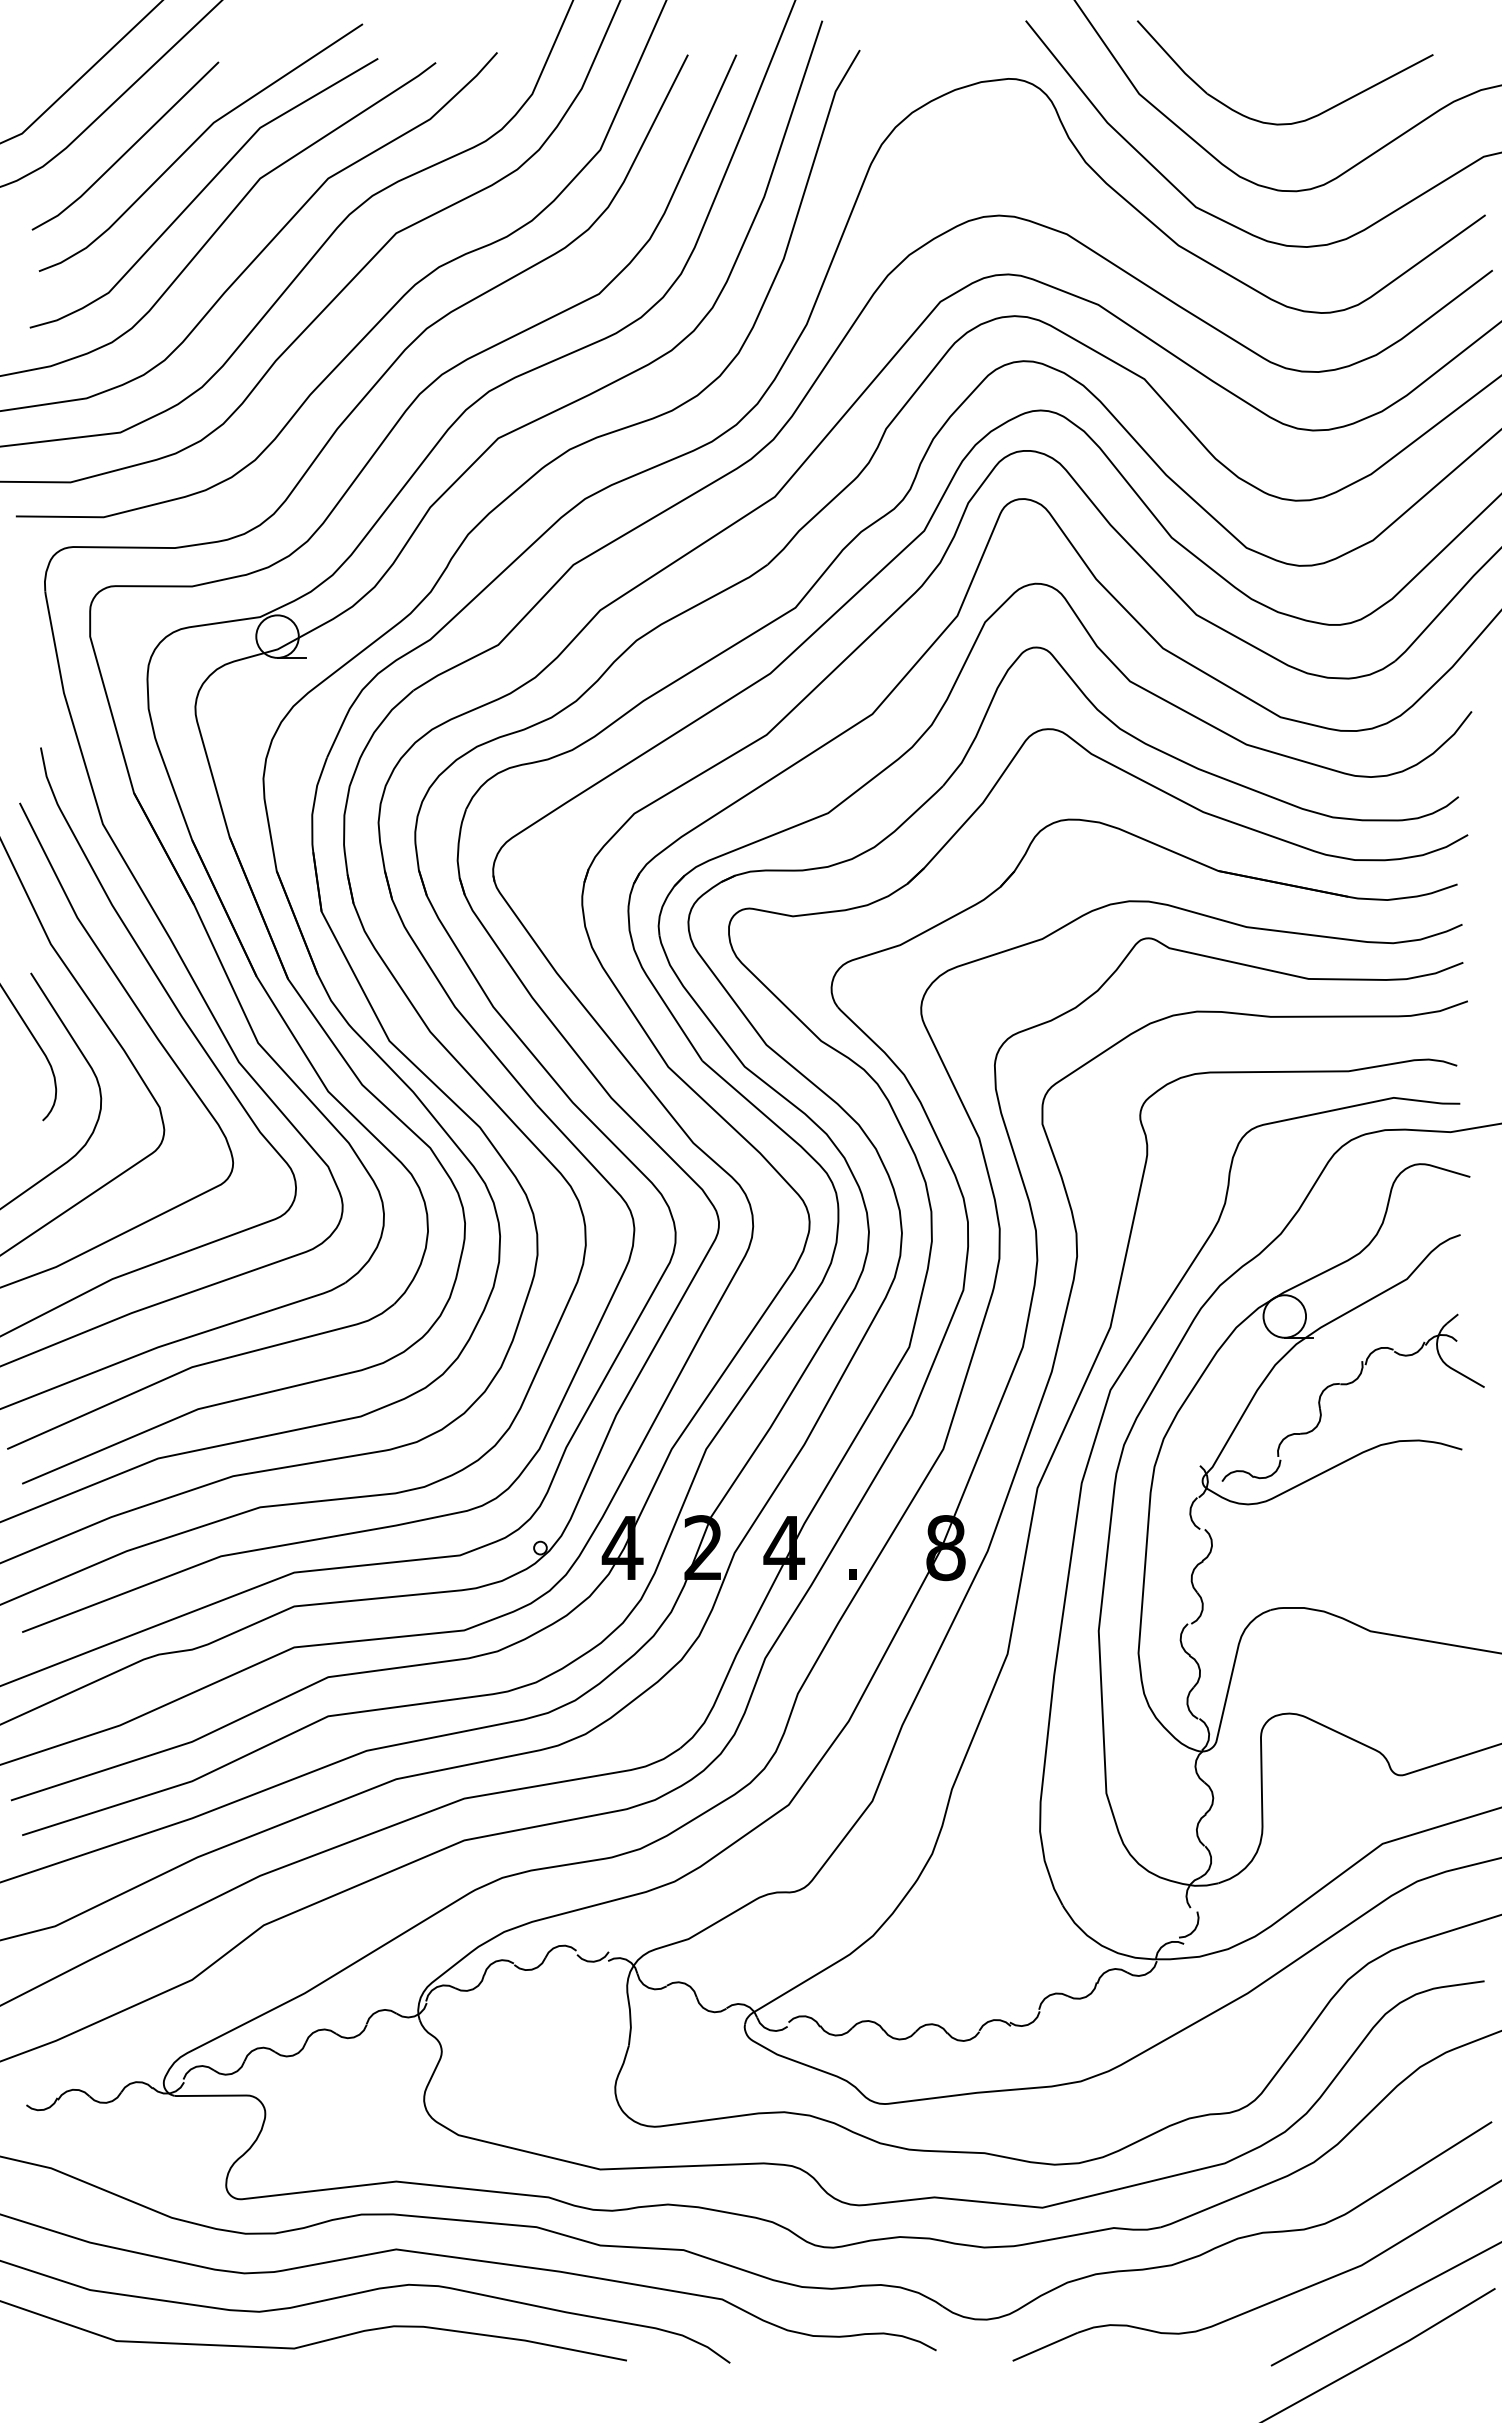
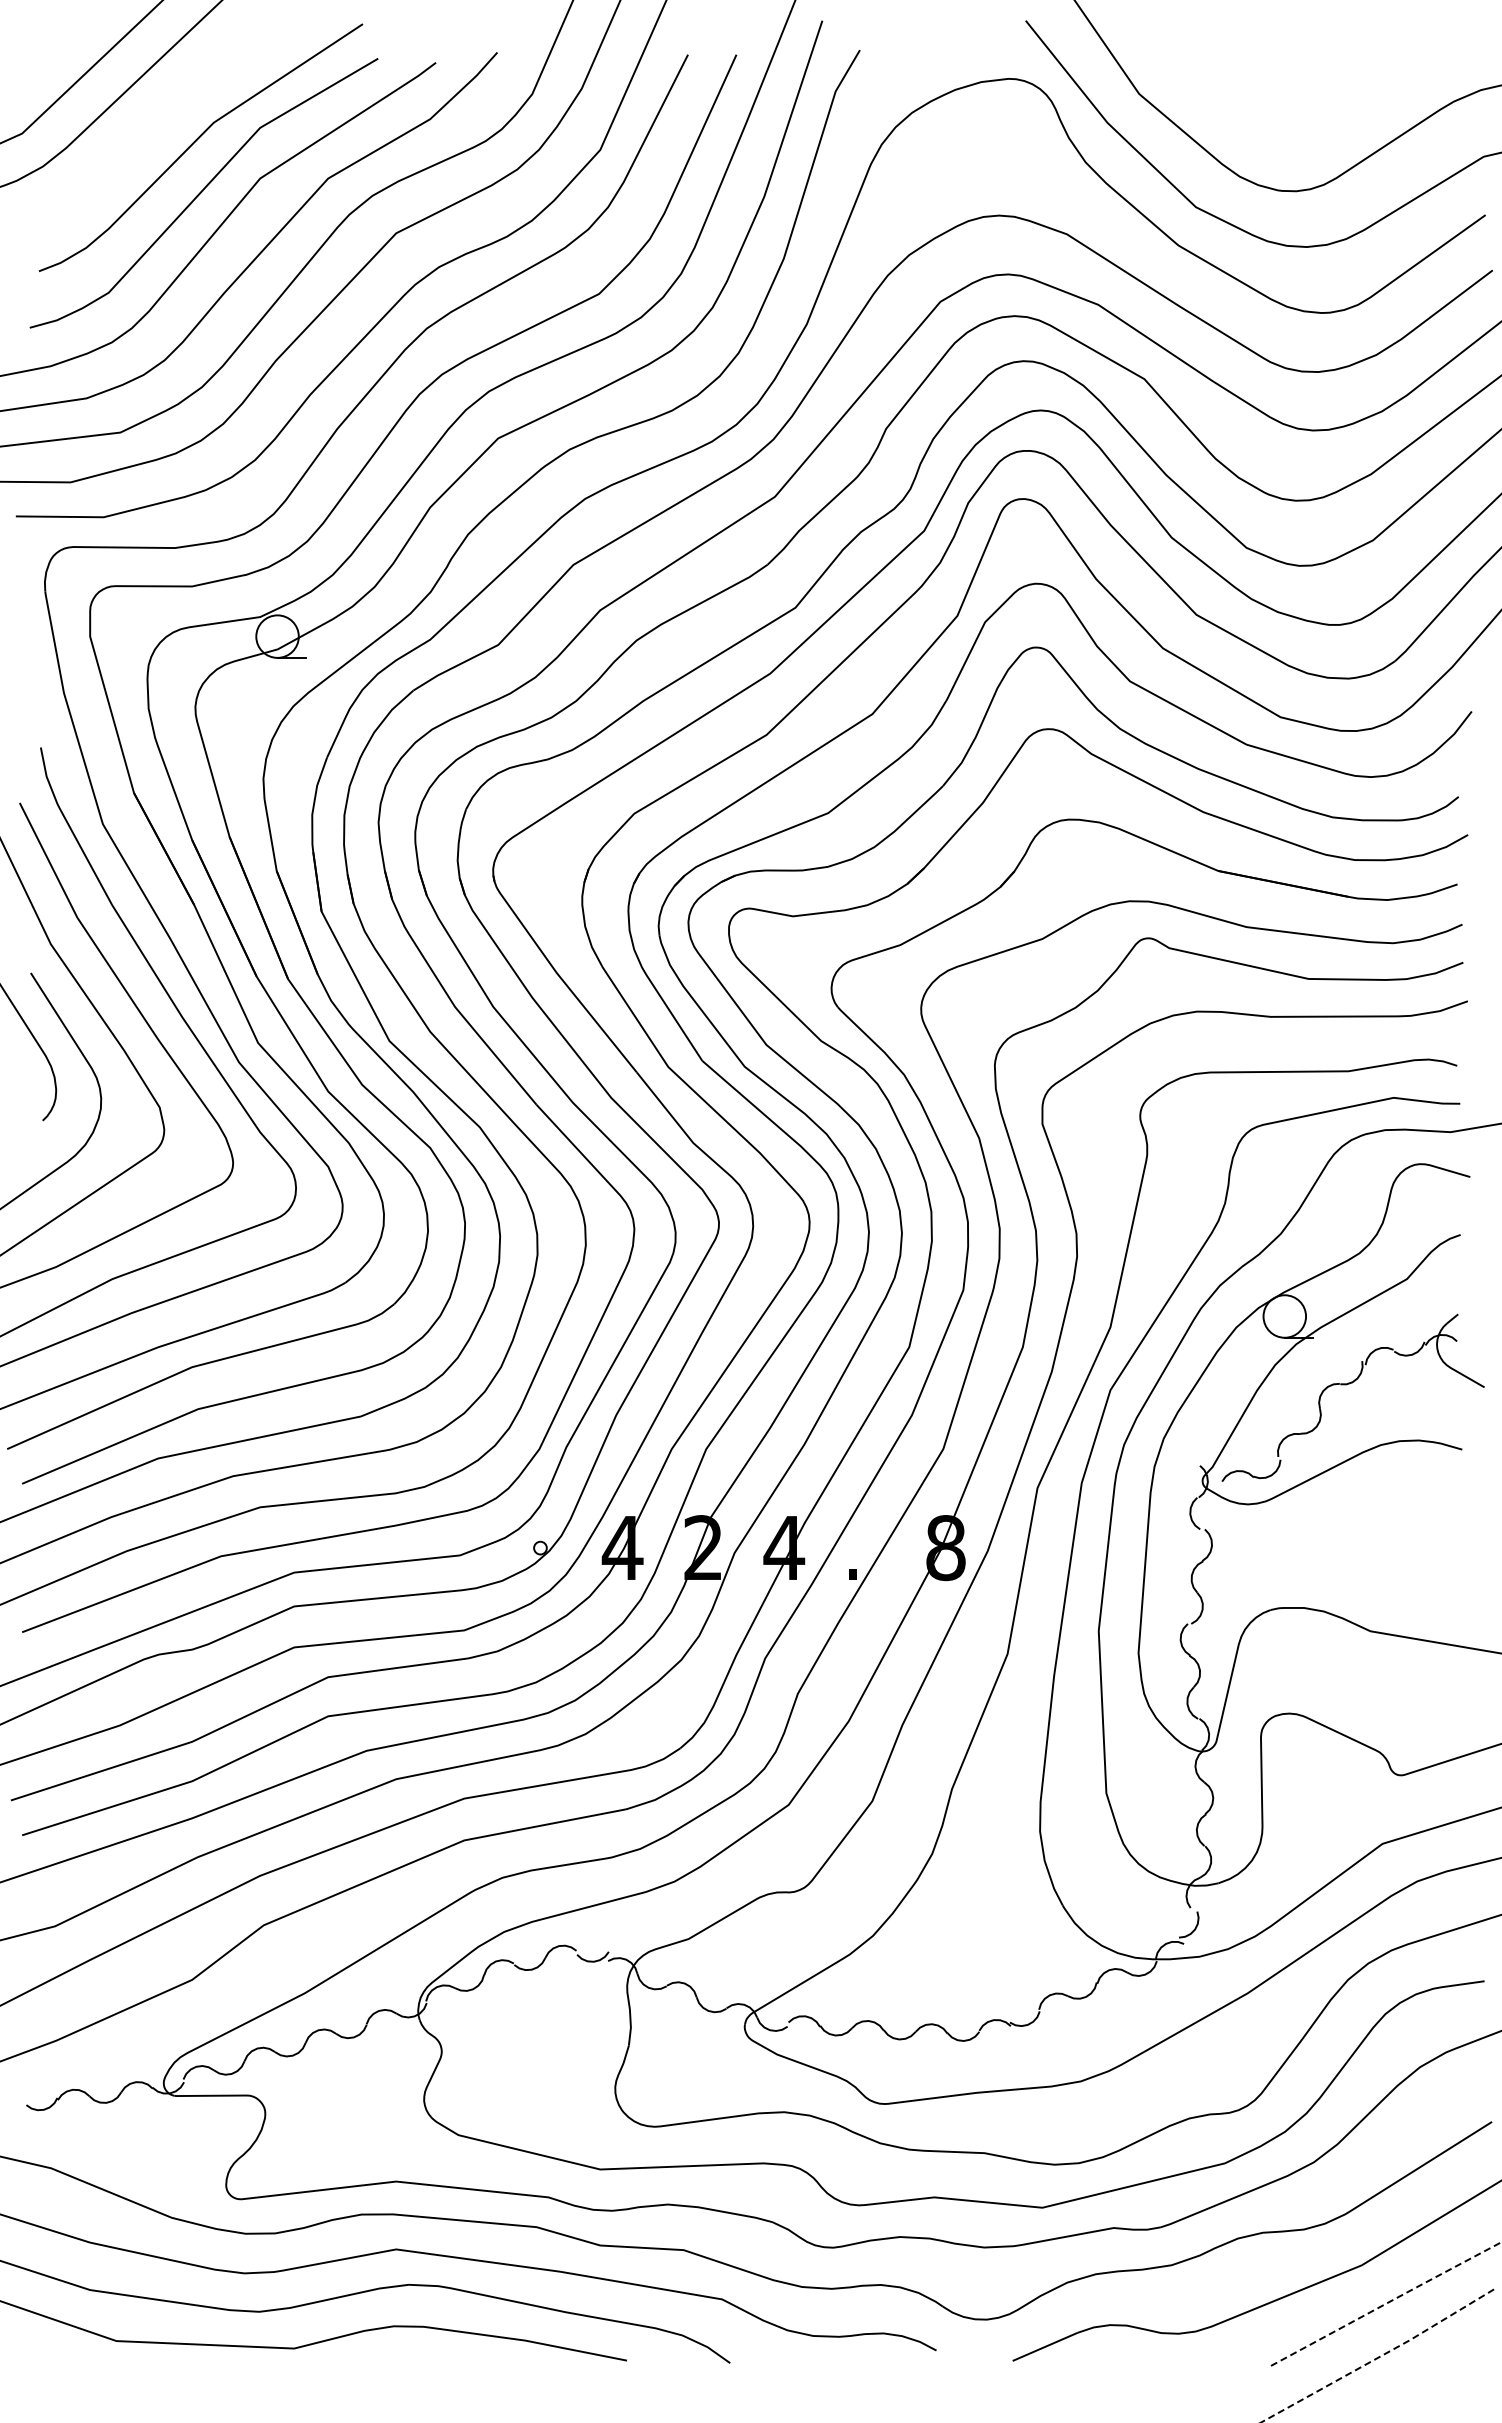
part: present -> none (1296, 121)
line: present -> none (128, 148)
line: solid -> dashed (1386, 2303)
line: solid -> dashed (1379, 2356)
